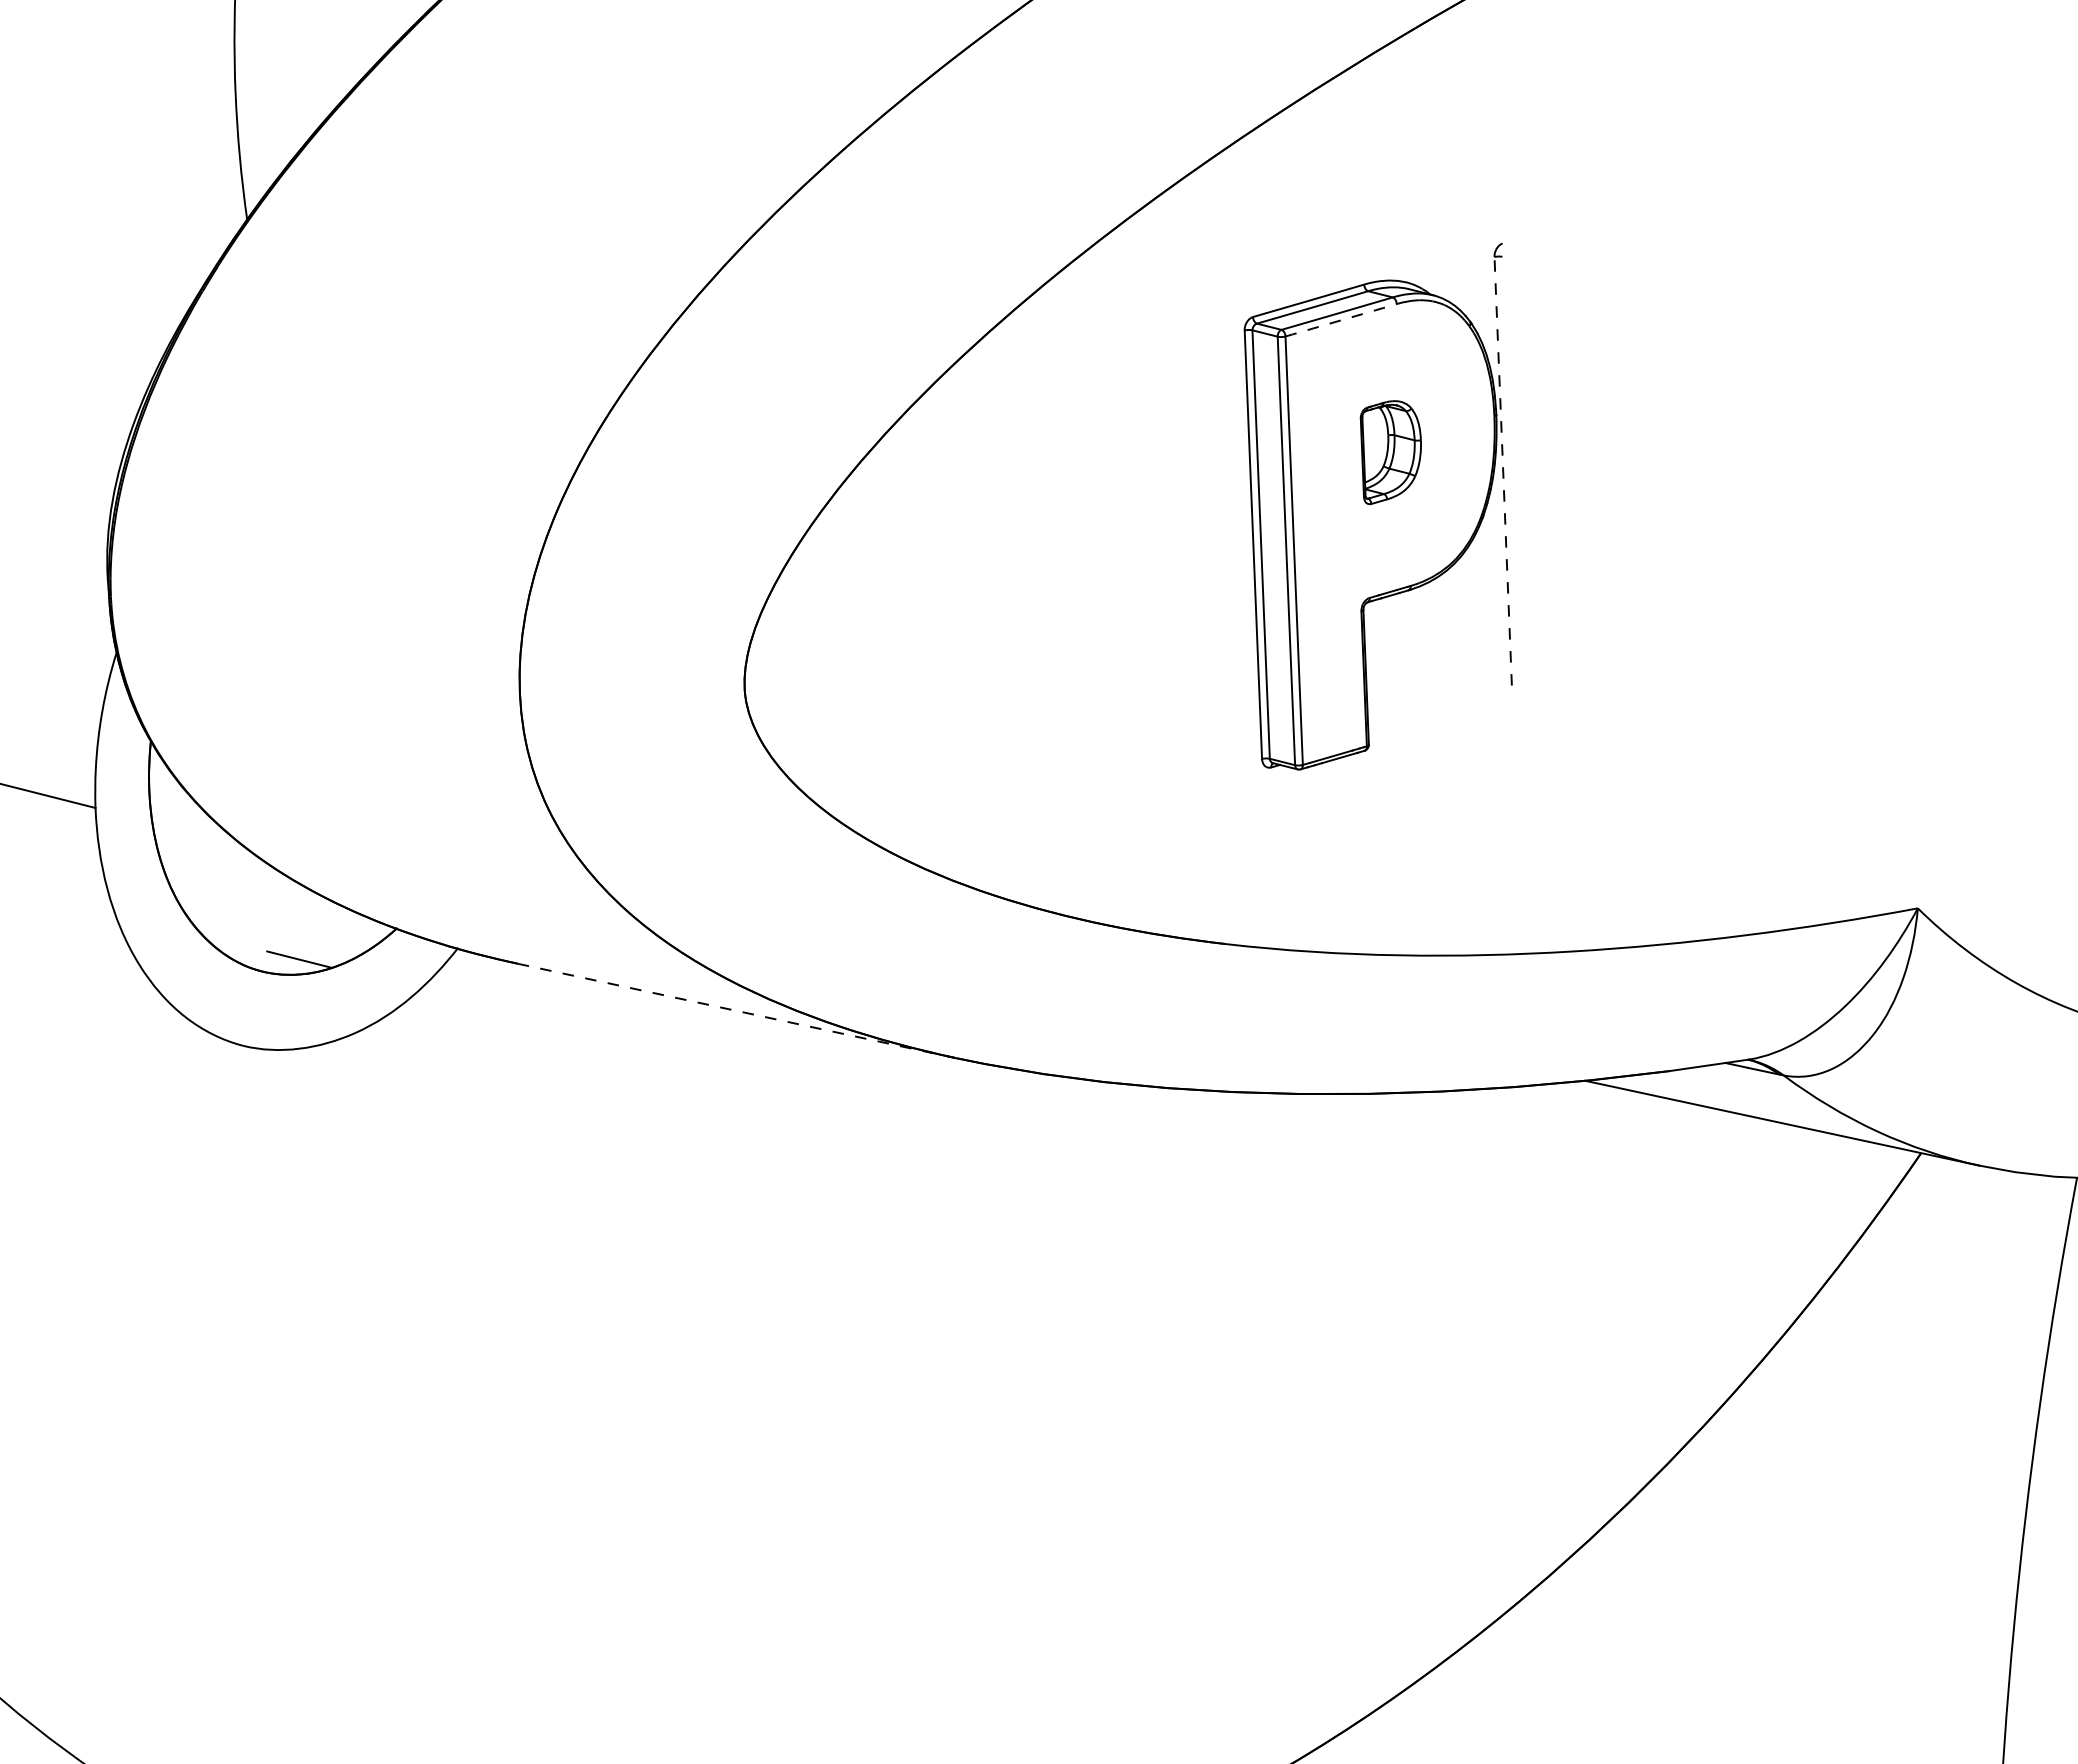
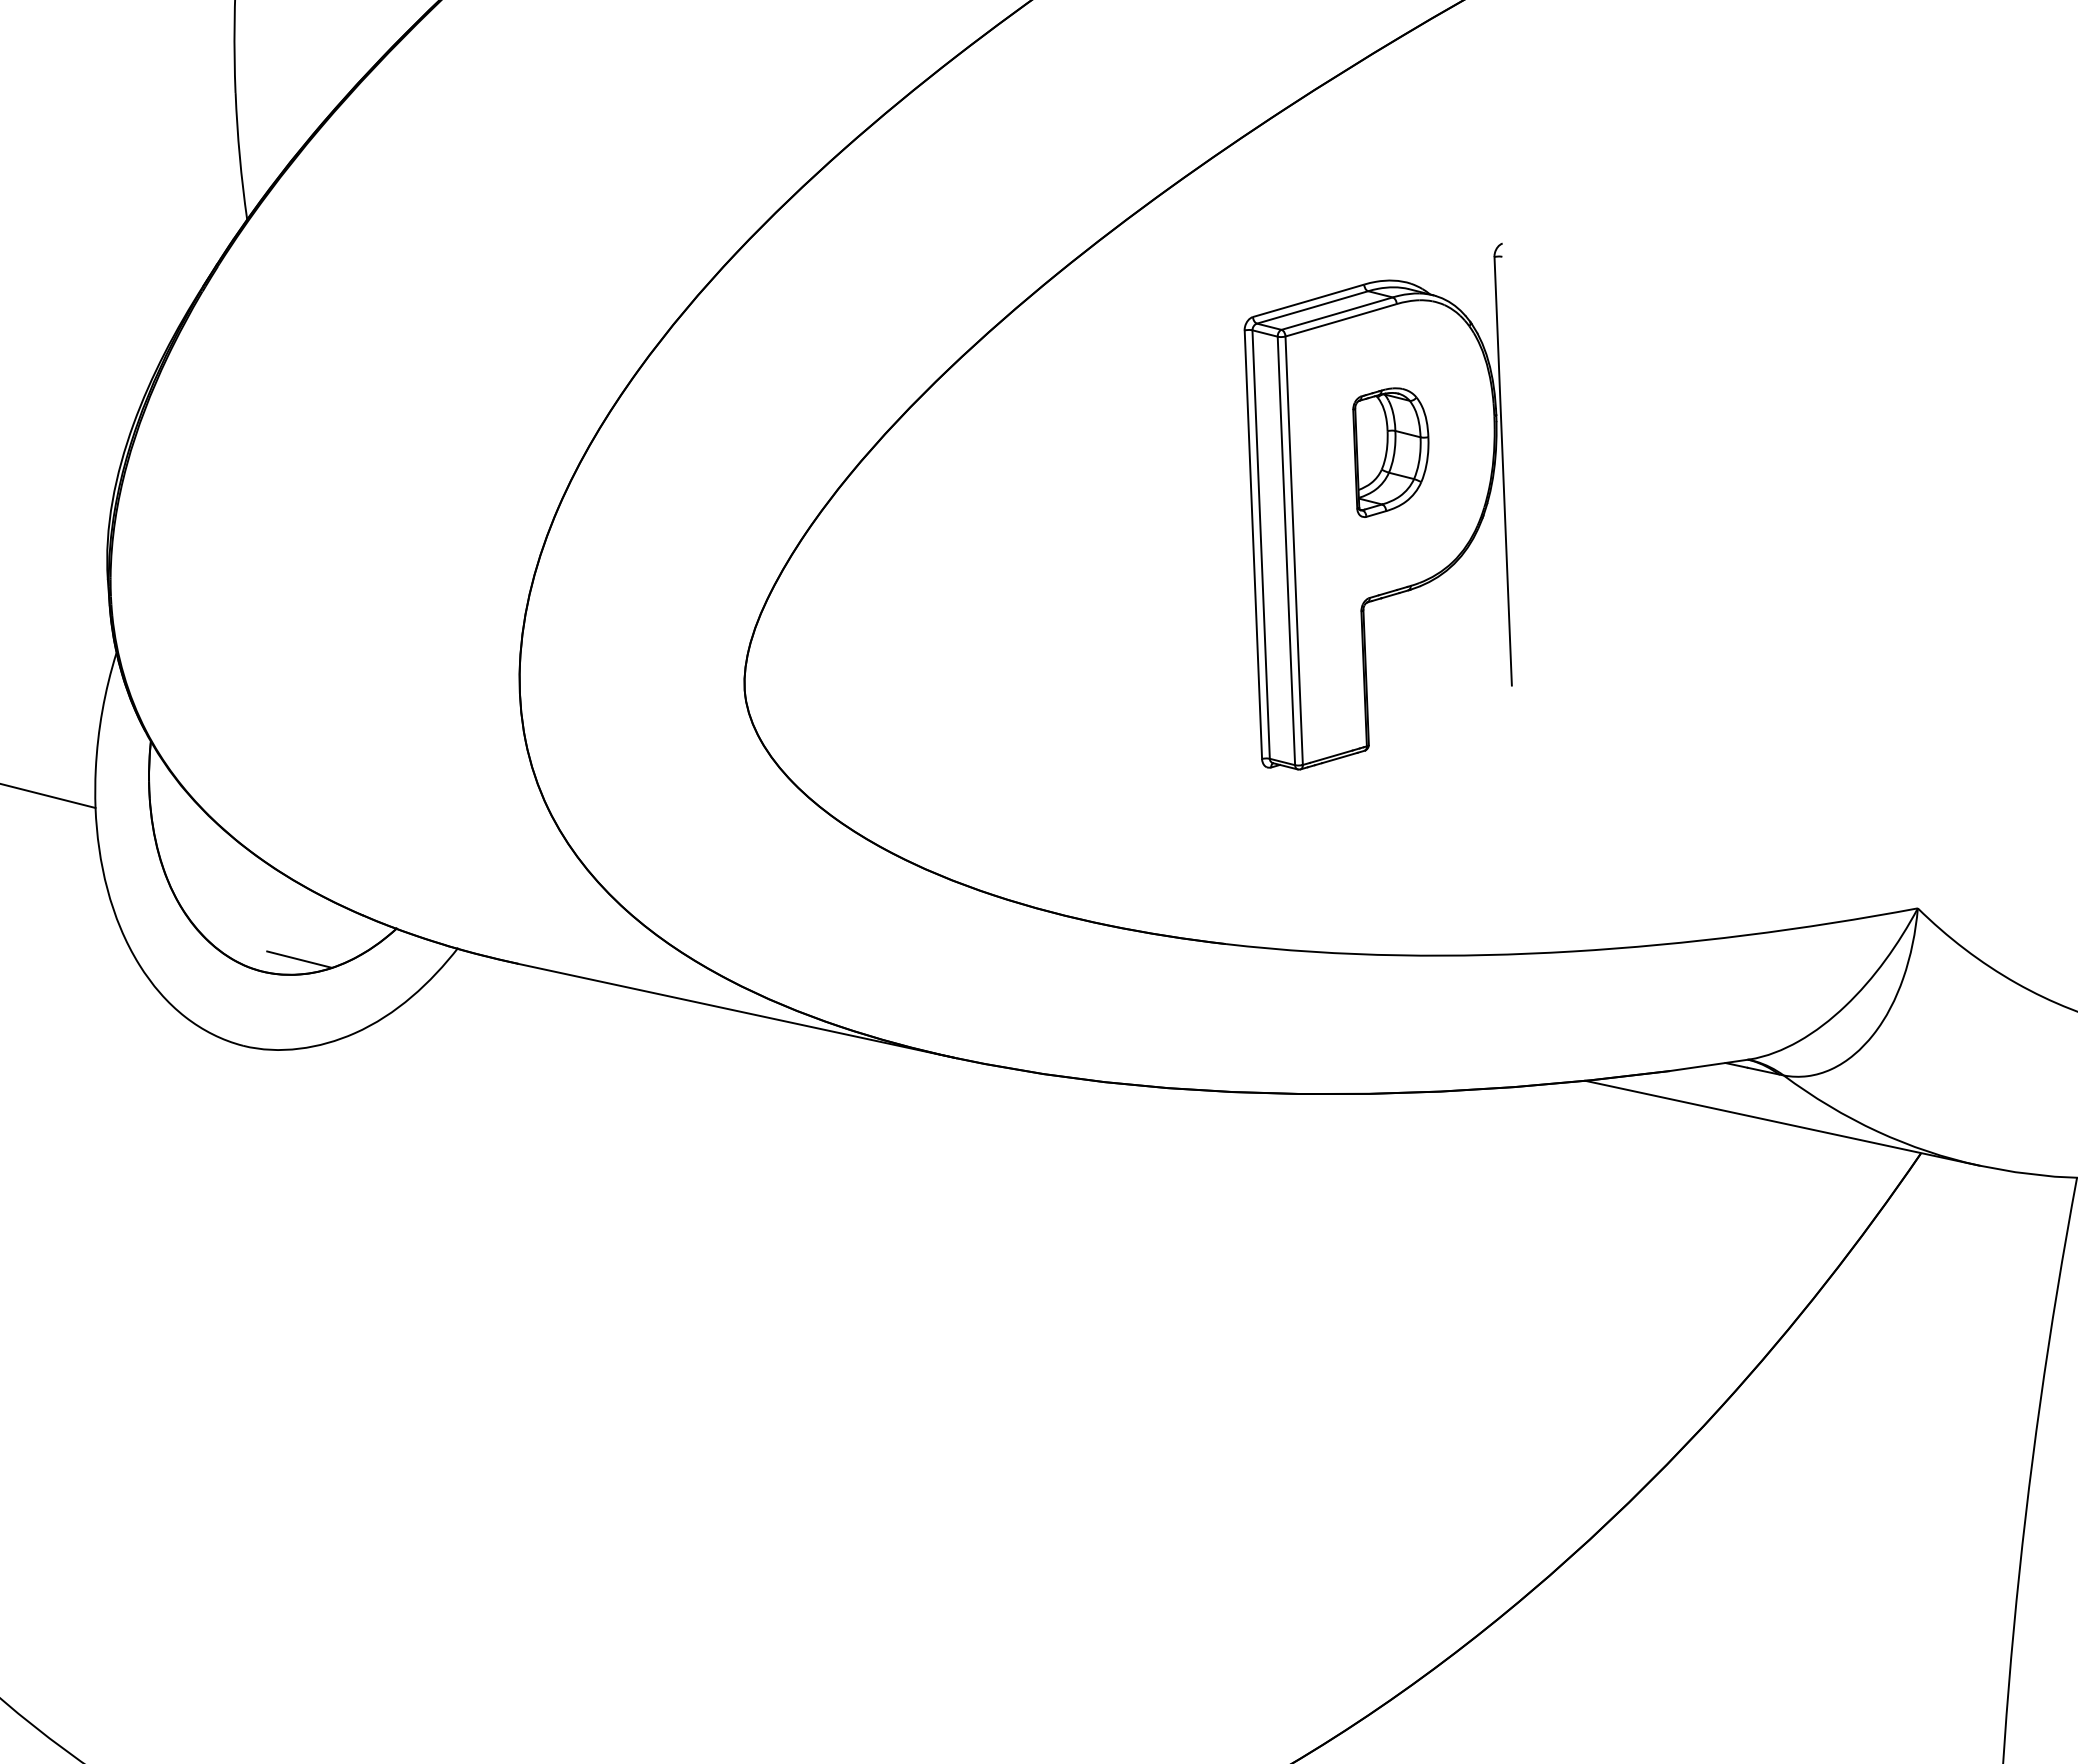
arc: dashed -> solid (1341, 320)
part size: 63x106 px -> 78x131 px (1390, 452)
line: dashed -> solid (1503, 470)
line: dashed -> solid (736, 1010)
